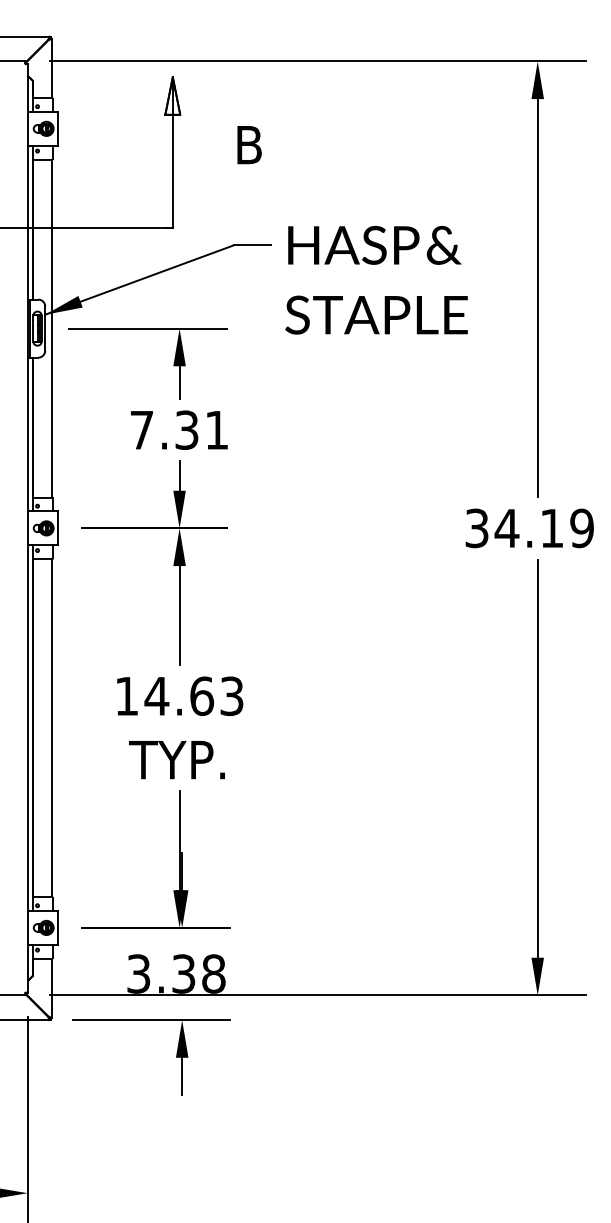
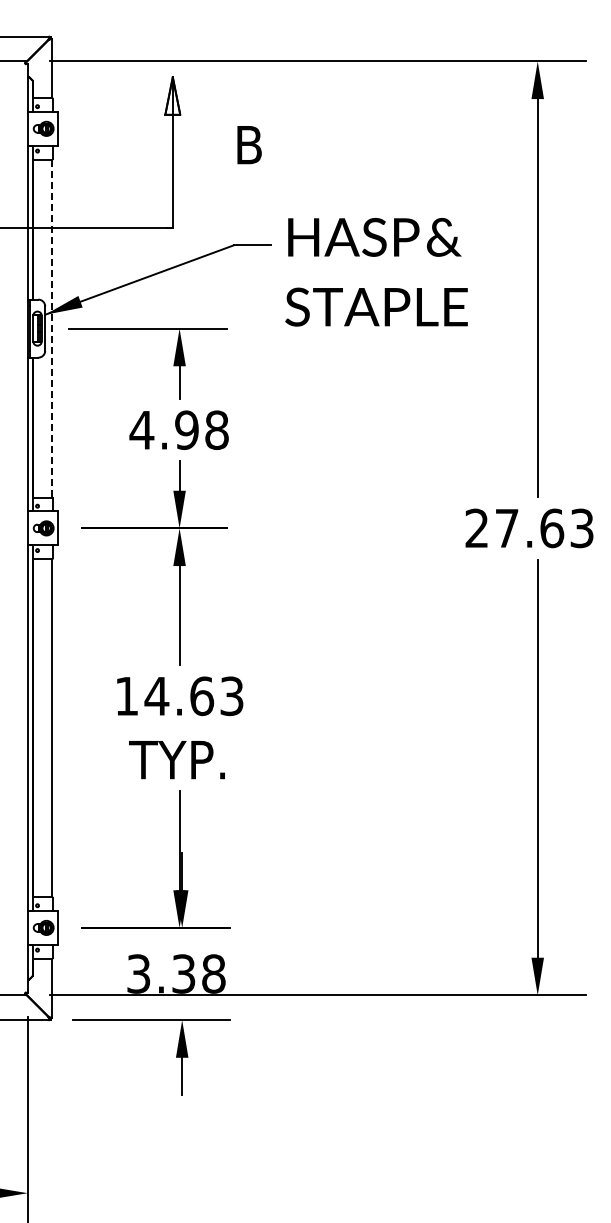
text position: (376, 279) -> (376, 271) (376, 271)
line: solid -> dashed (51, 329)
text: 7.31 -> 4.98 (178, 429)
text: 34.19 -> 27.63 (529, 528)
